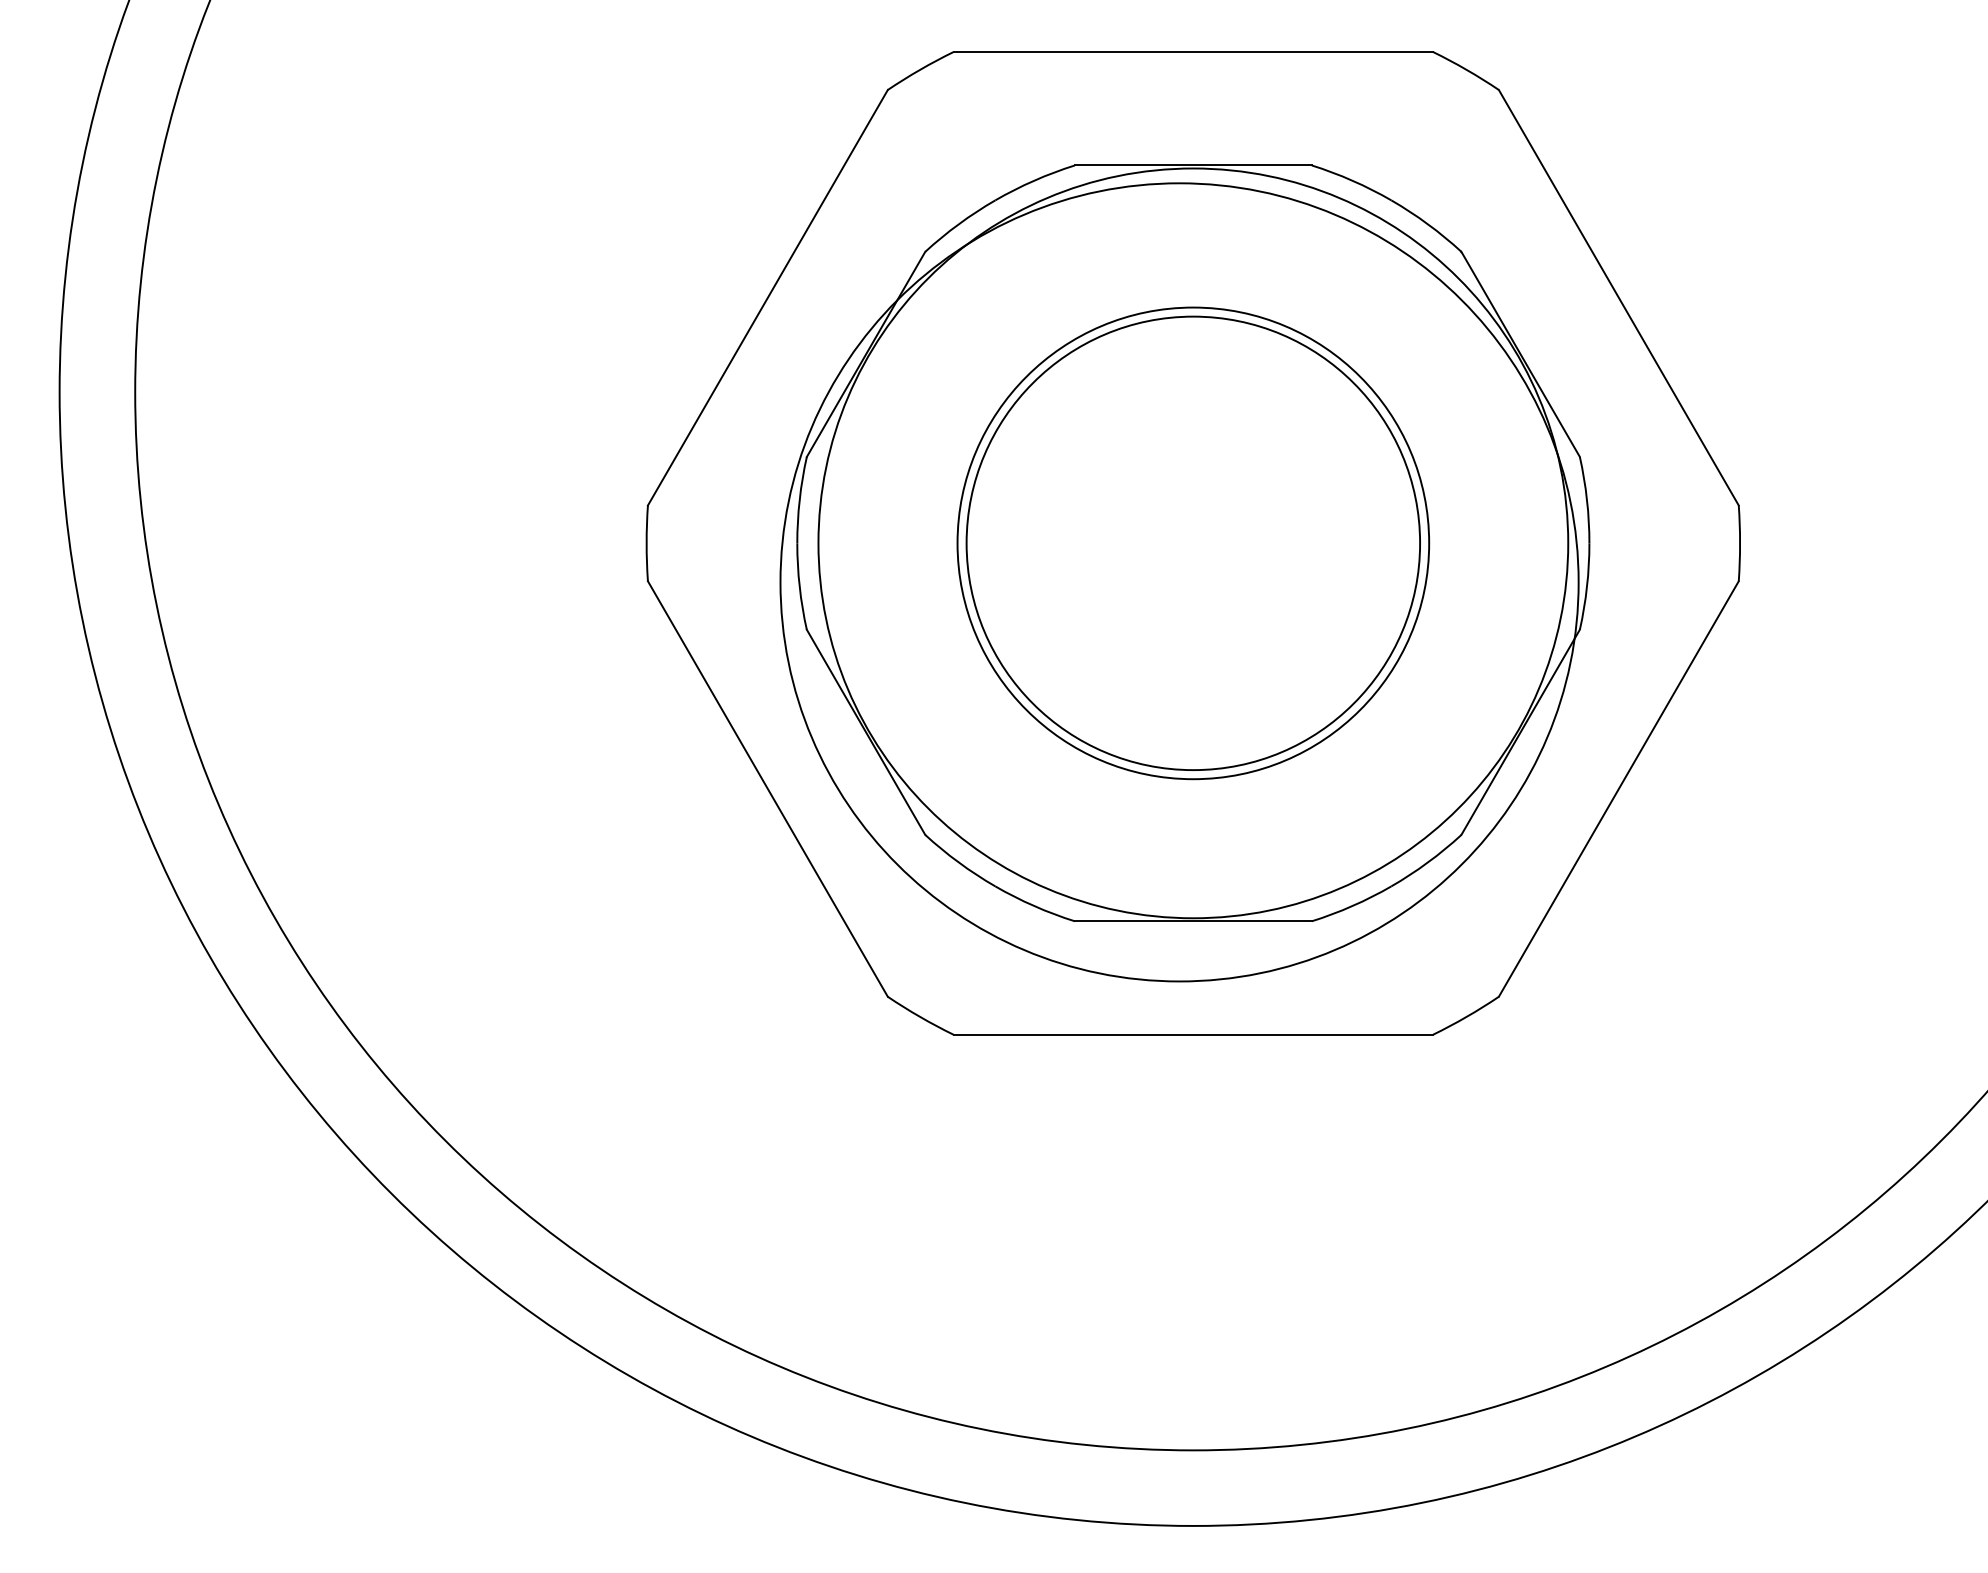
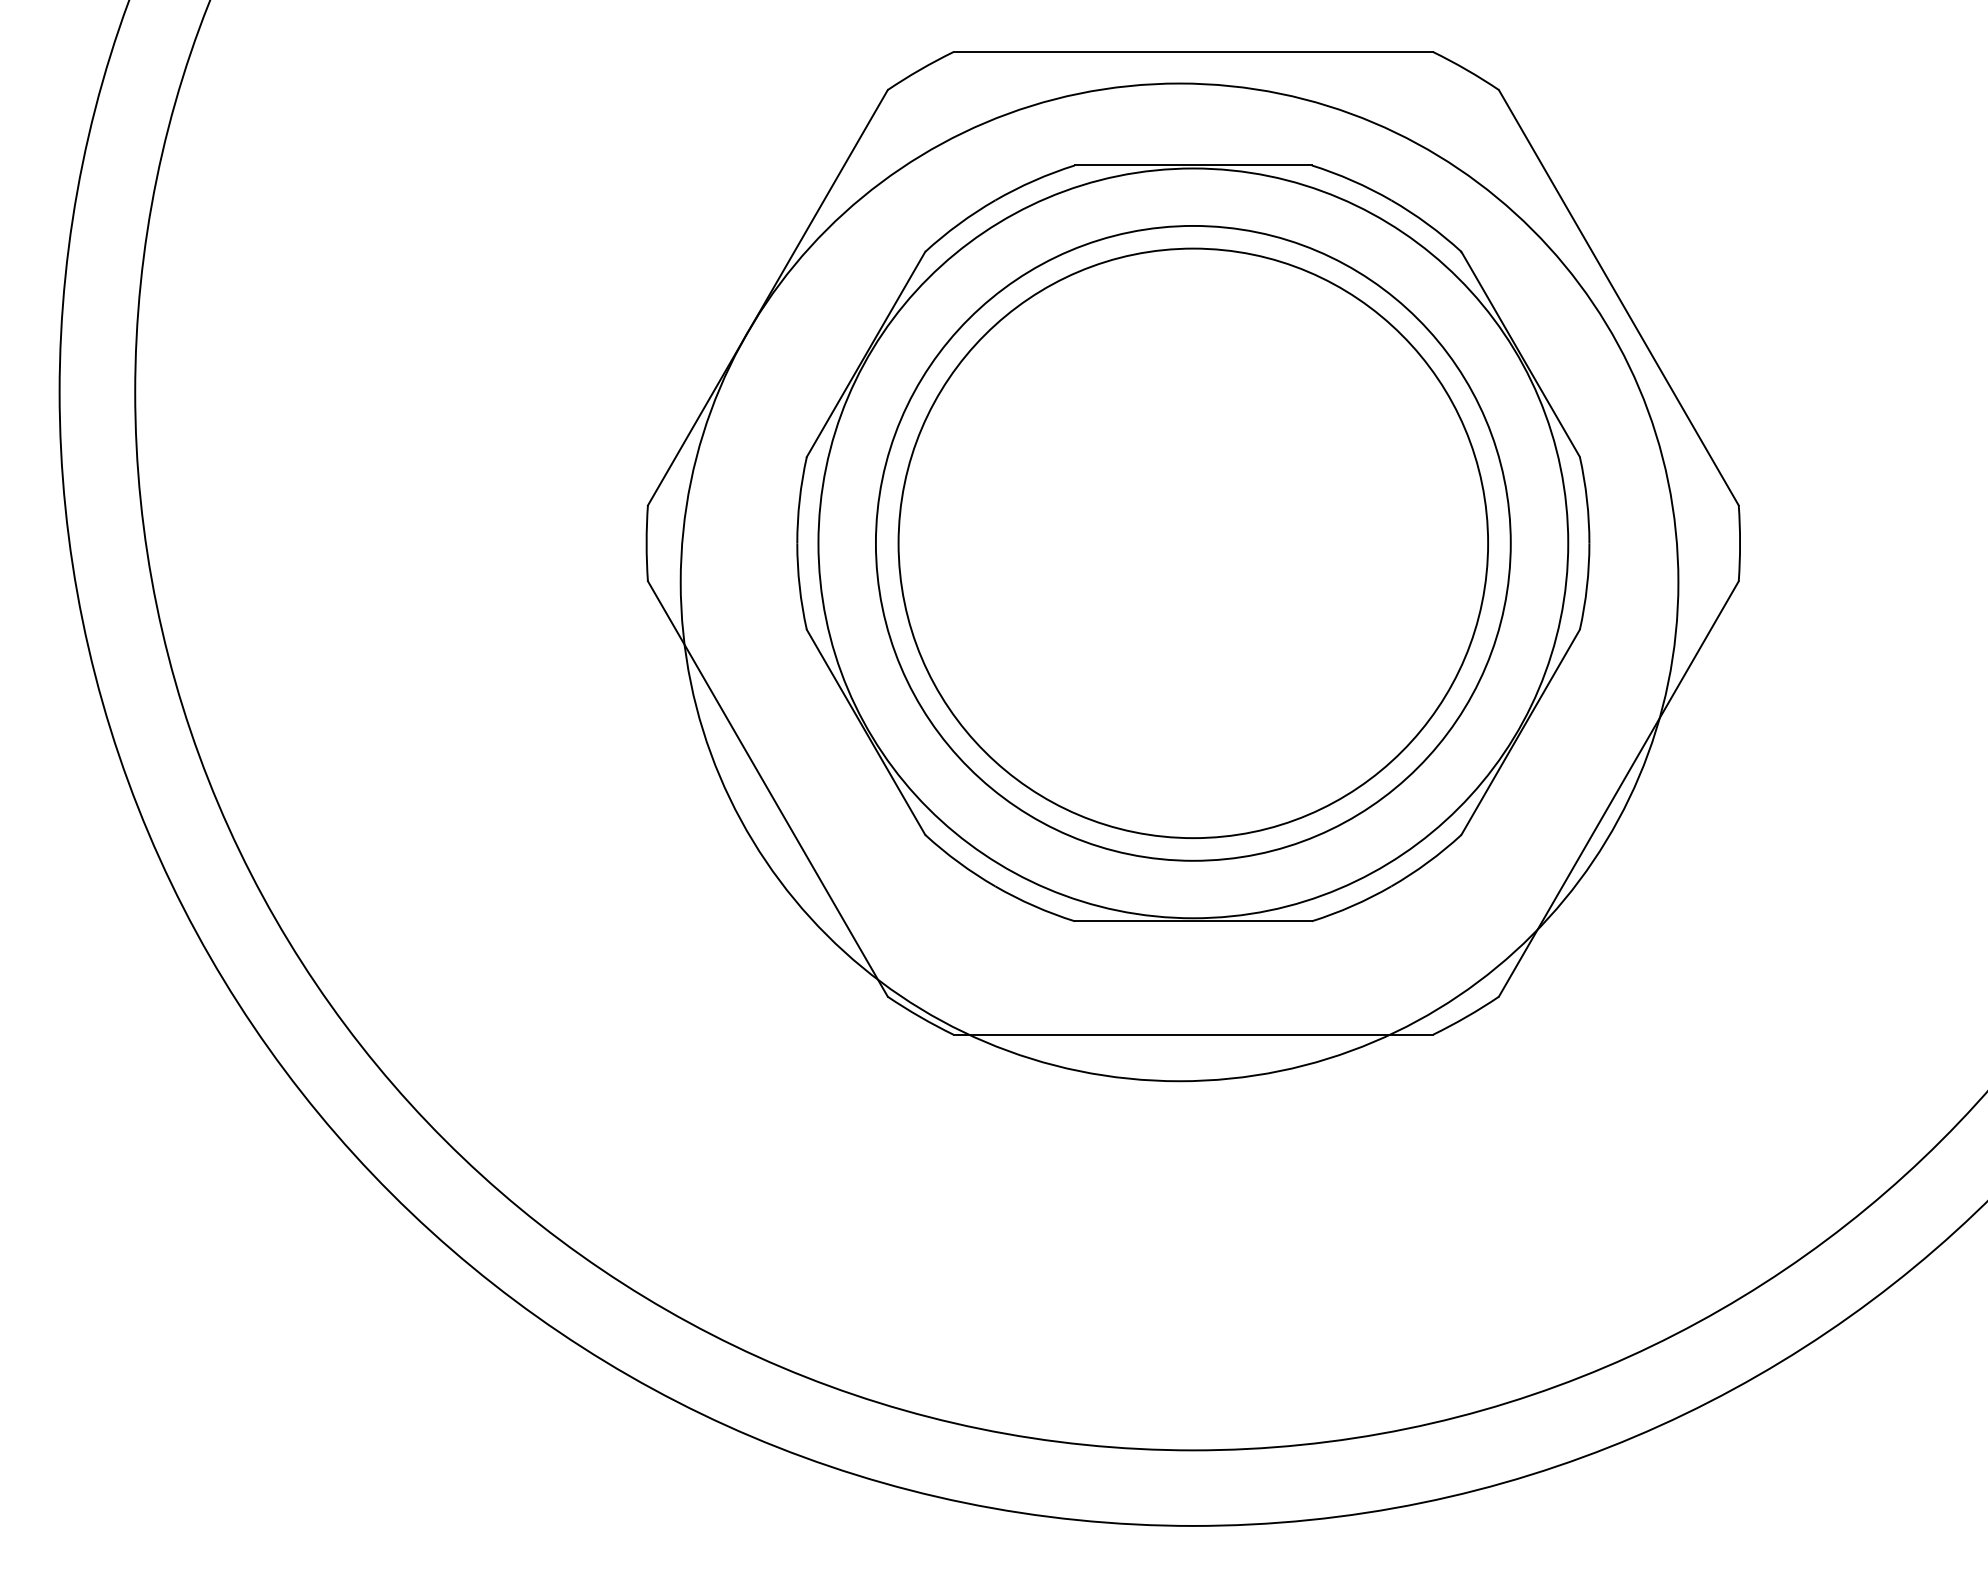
circle diameter: 453 px -> 635 px (1192, 542)
circle diameter: 472 px -> 590 px (1193, 543)
circle diameter: 798 px -> 998 px (1179, 582)
